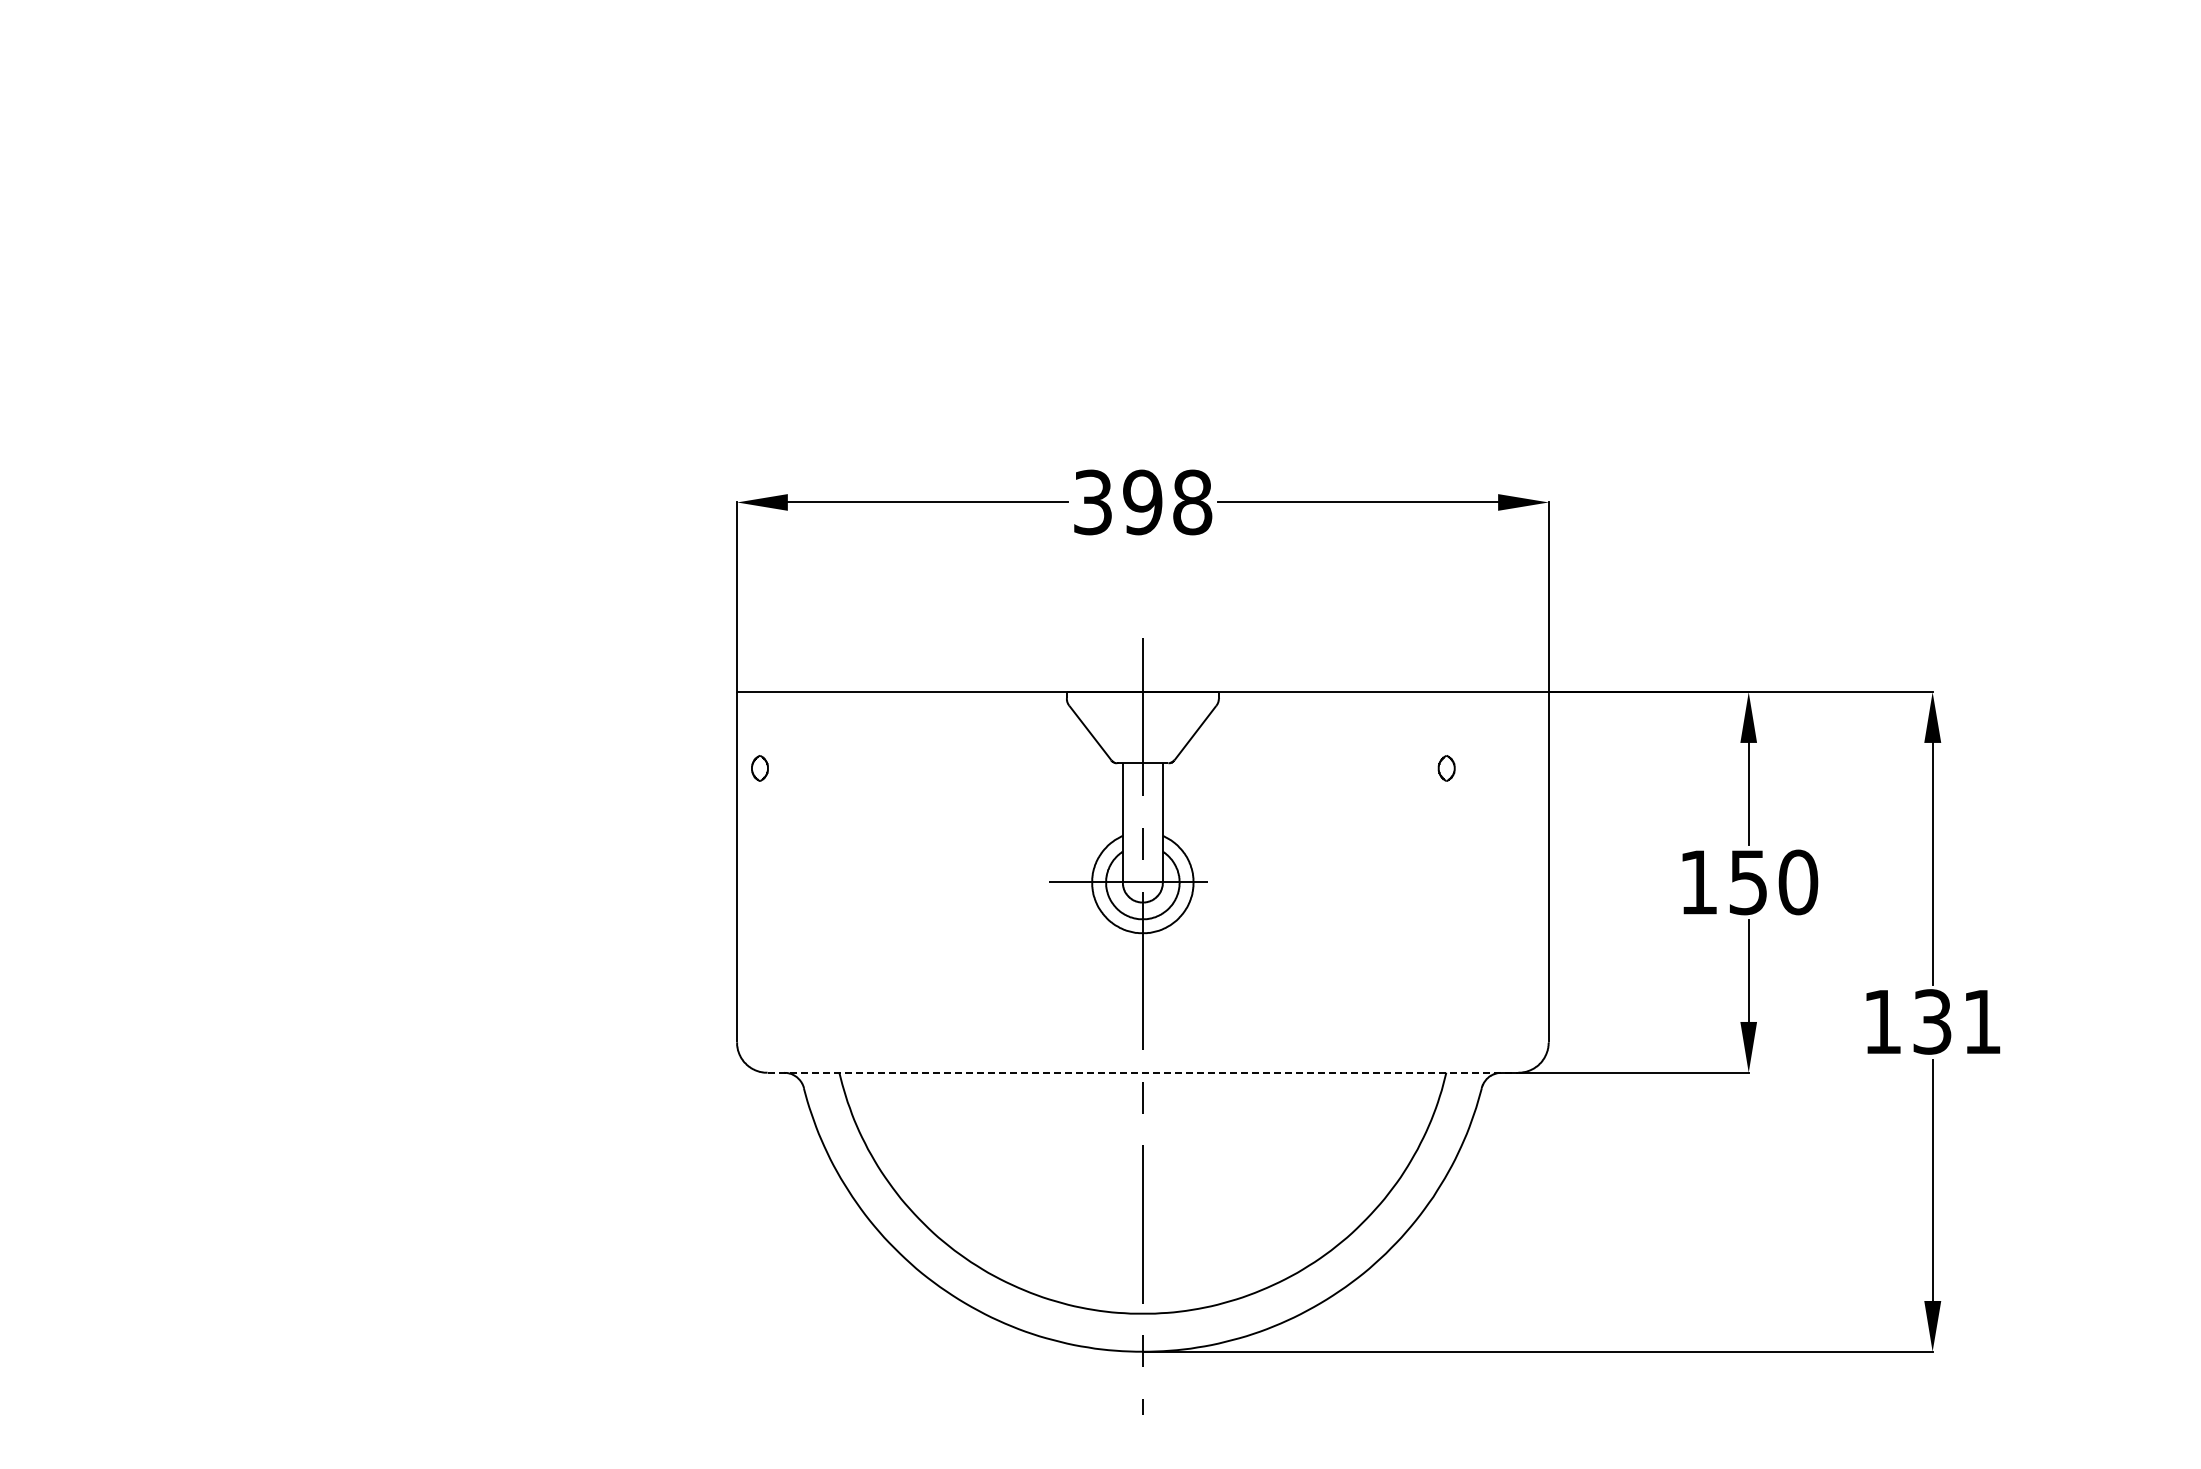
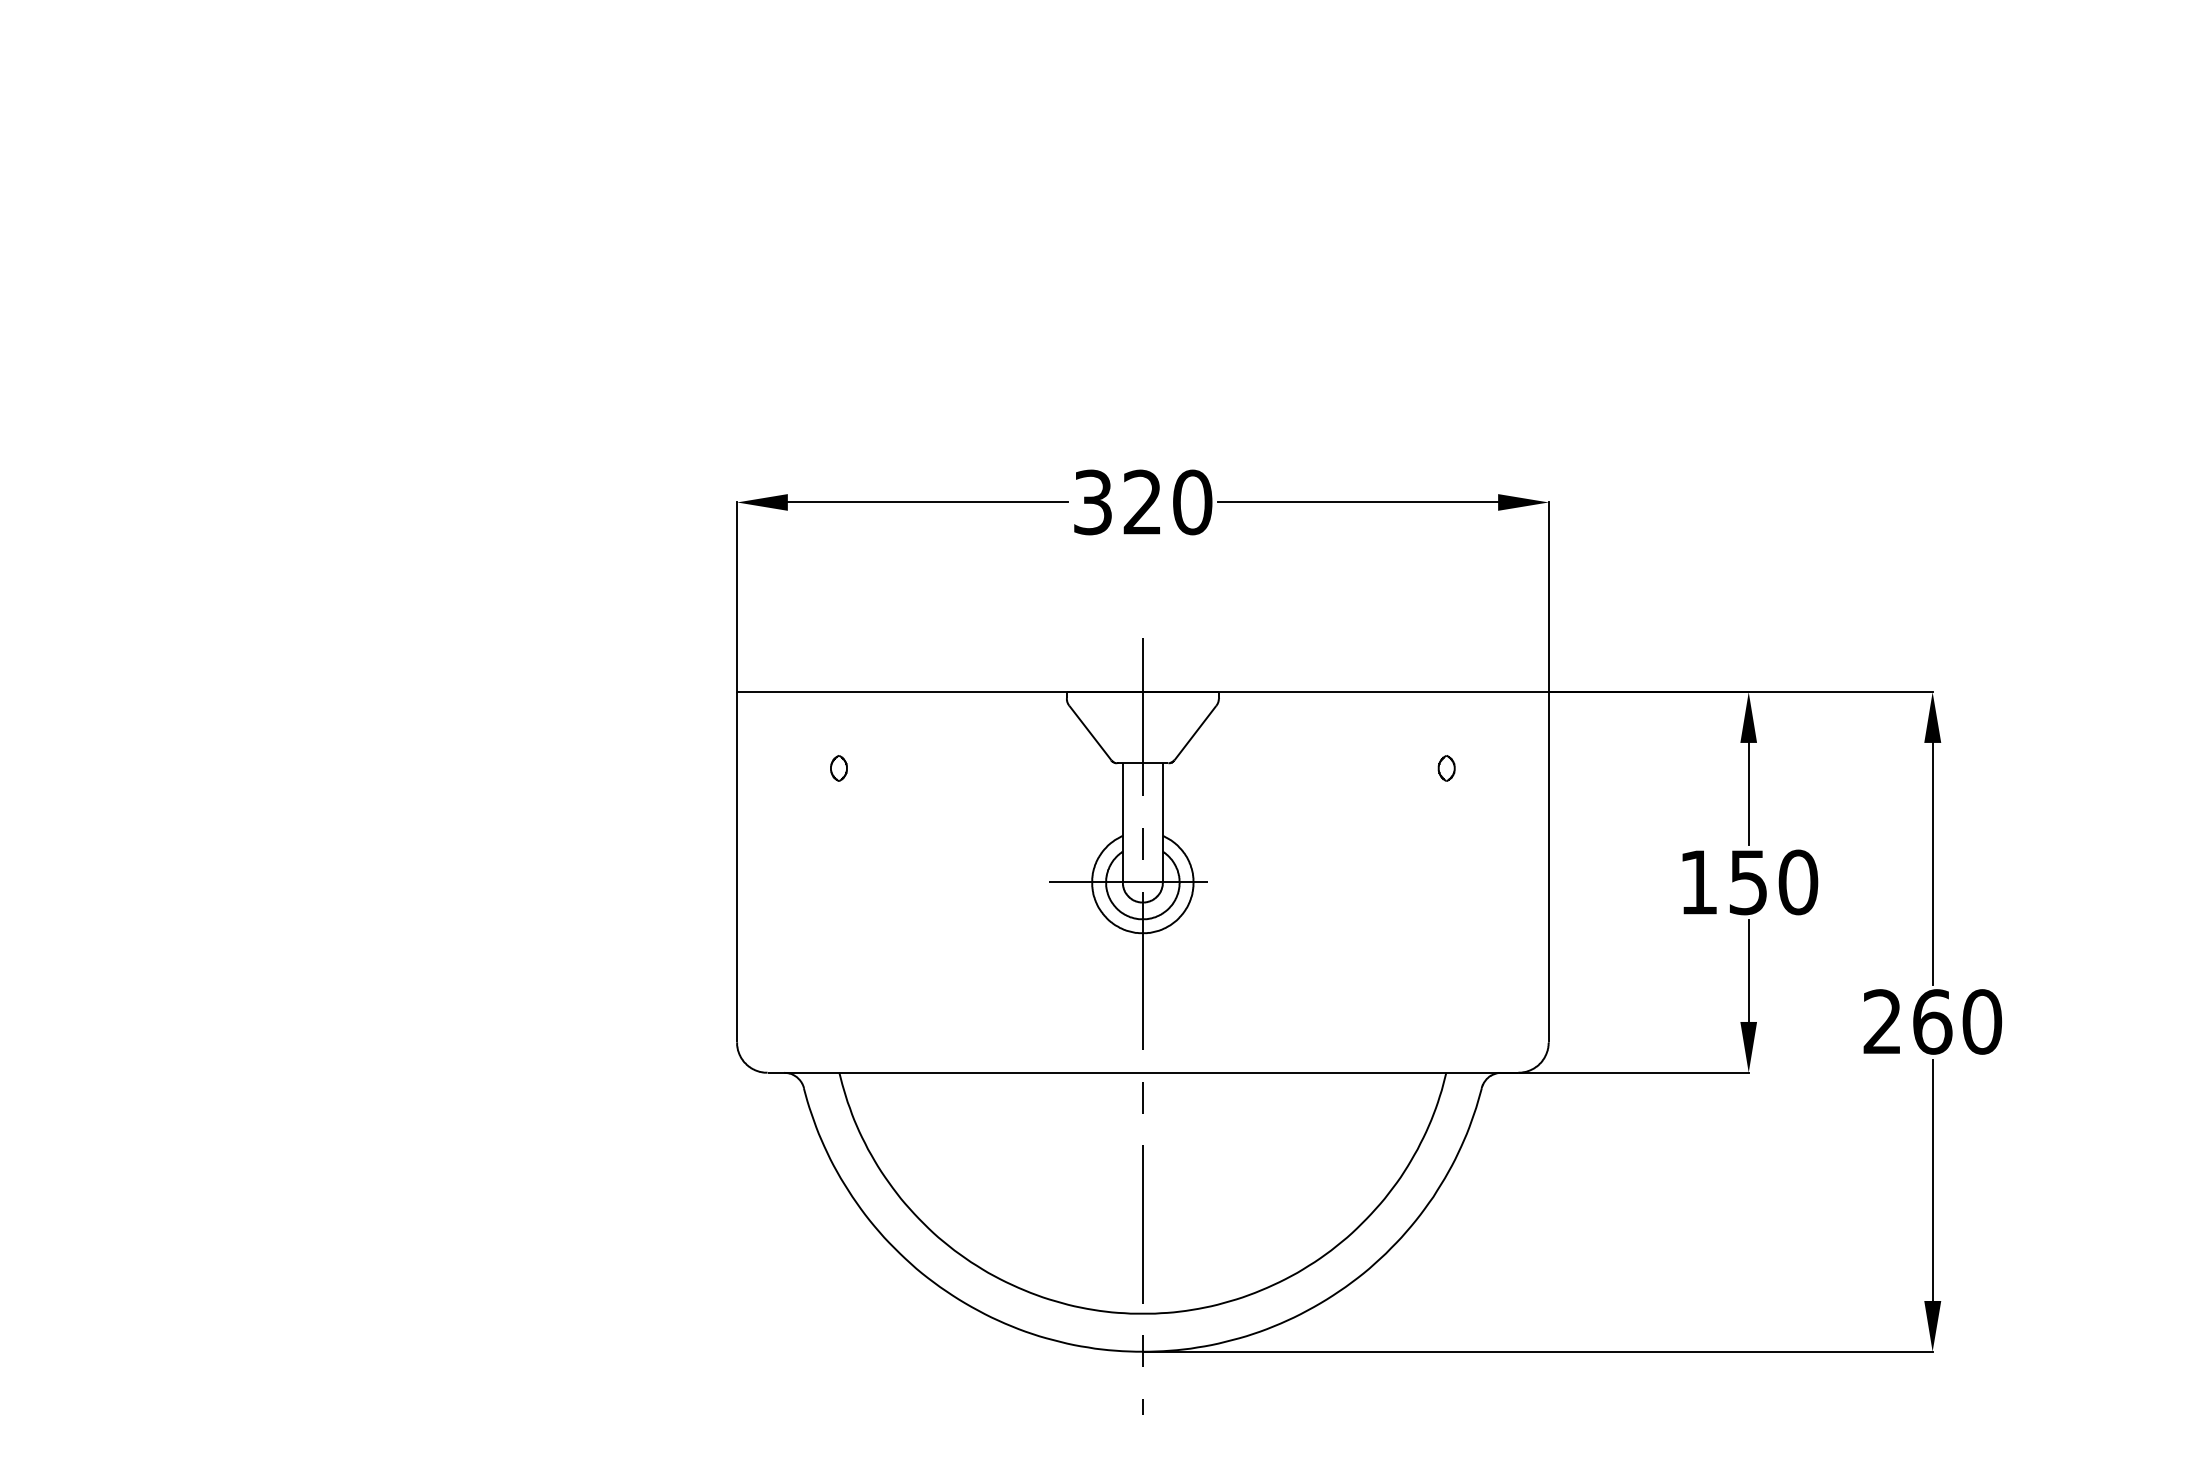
text: 398 -> 320 (1167, 502)
part position: (759, 768) -> (838, 768) (838, 768)
text: 131 -> 260 (1932, 1021)
line: dashed -> solid (1143, 1072)
